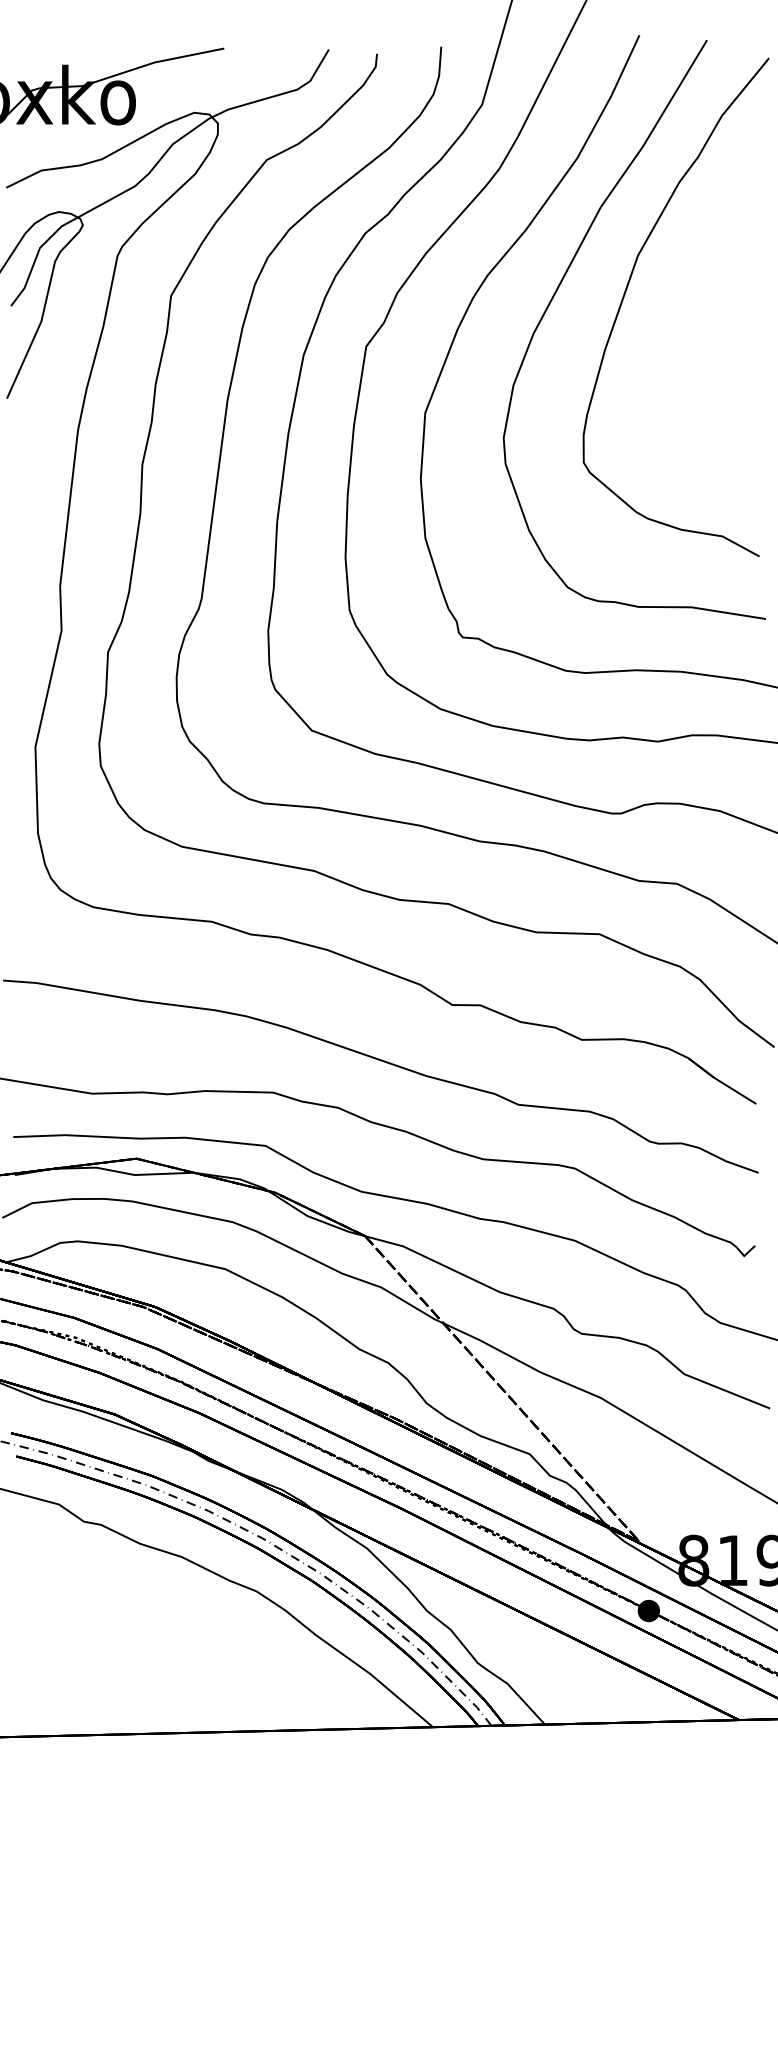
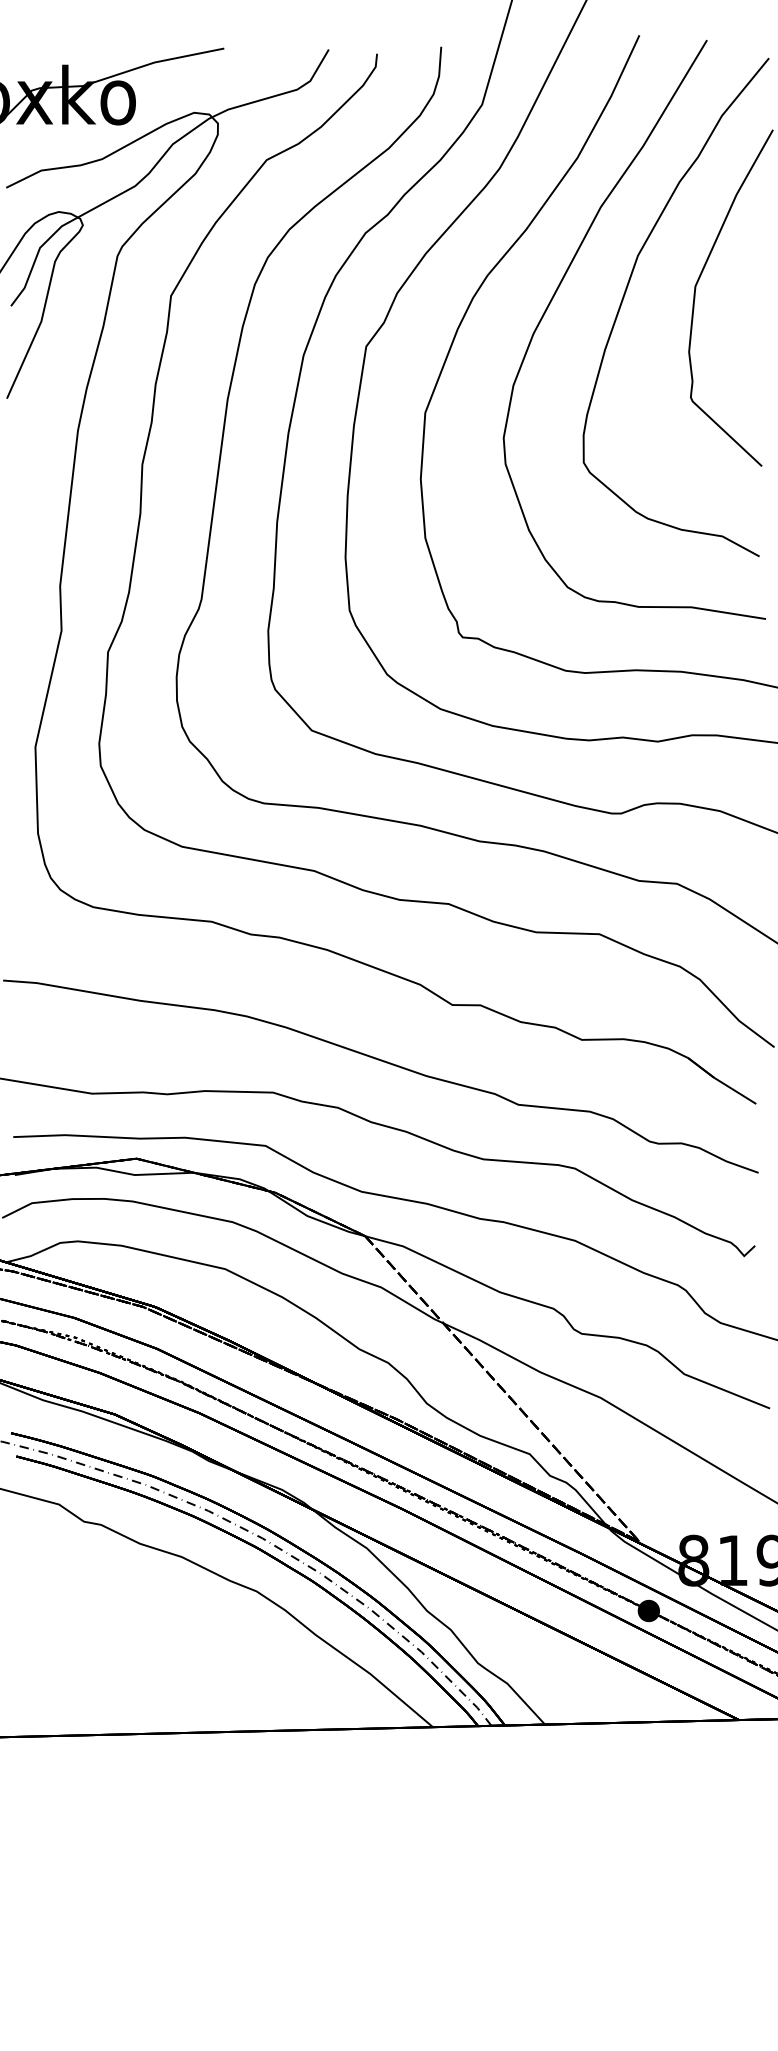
curve: none -> present (695, 297)
